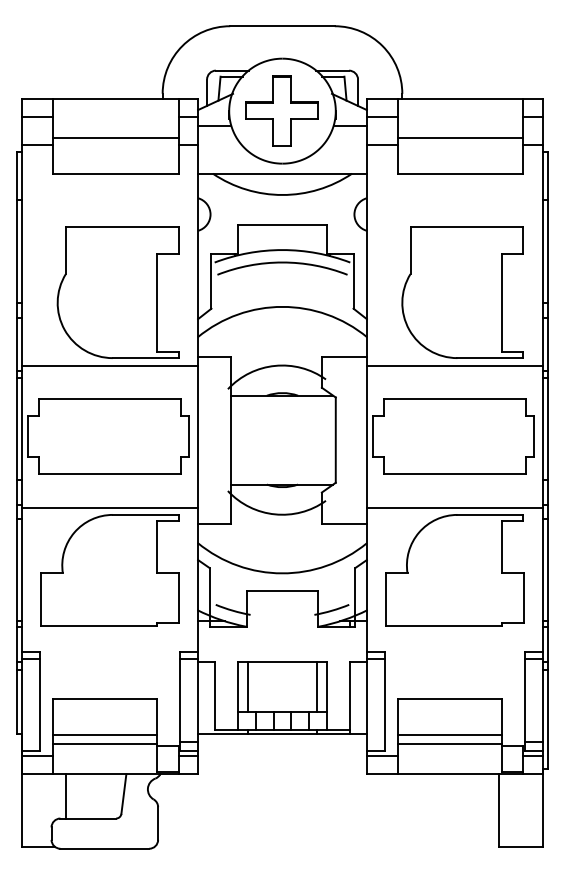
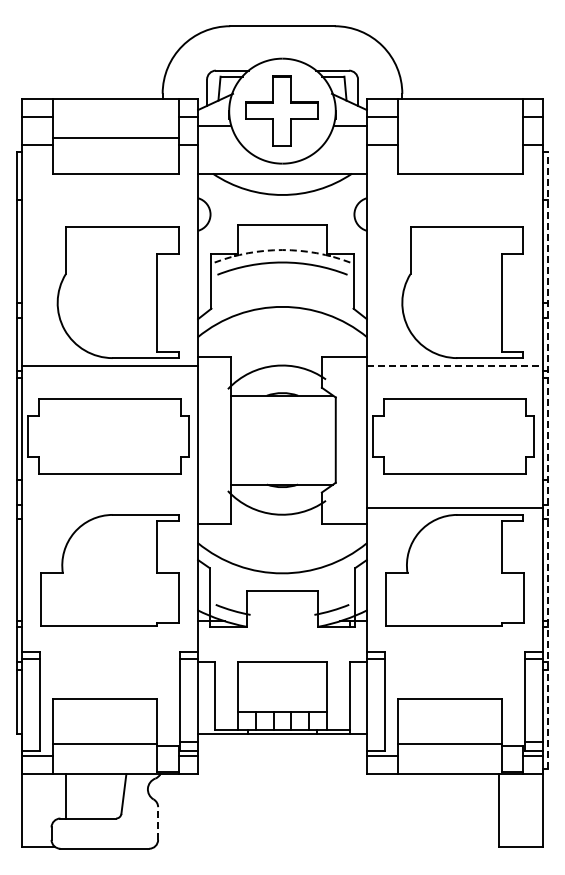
line: present -> none (460, 138)
arc: solid -> dashed (282, 250)
line: solid -> dashed (454, 365)
line: solid -> dashed (548, 460)
line: present -> none (110, 507)
line: present -> none (247, 686)
line: present -> none (317, 686)
line: present -> none (105, 734)
line: present -> none (449, 734)
line: solid -> dashed (158, 823)
